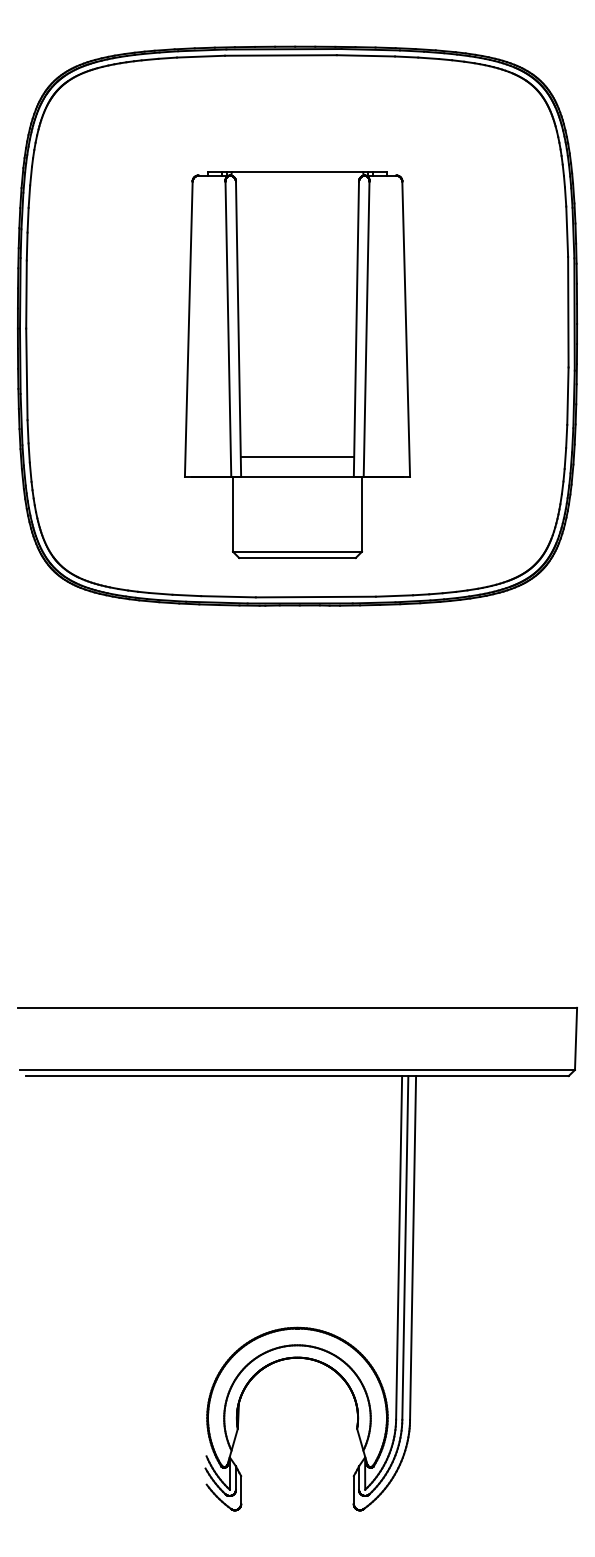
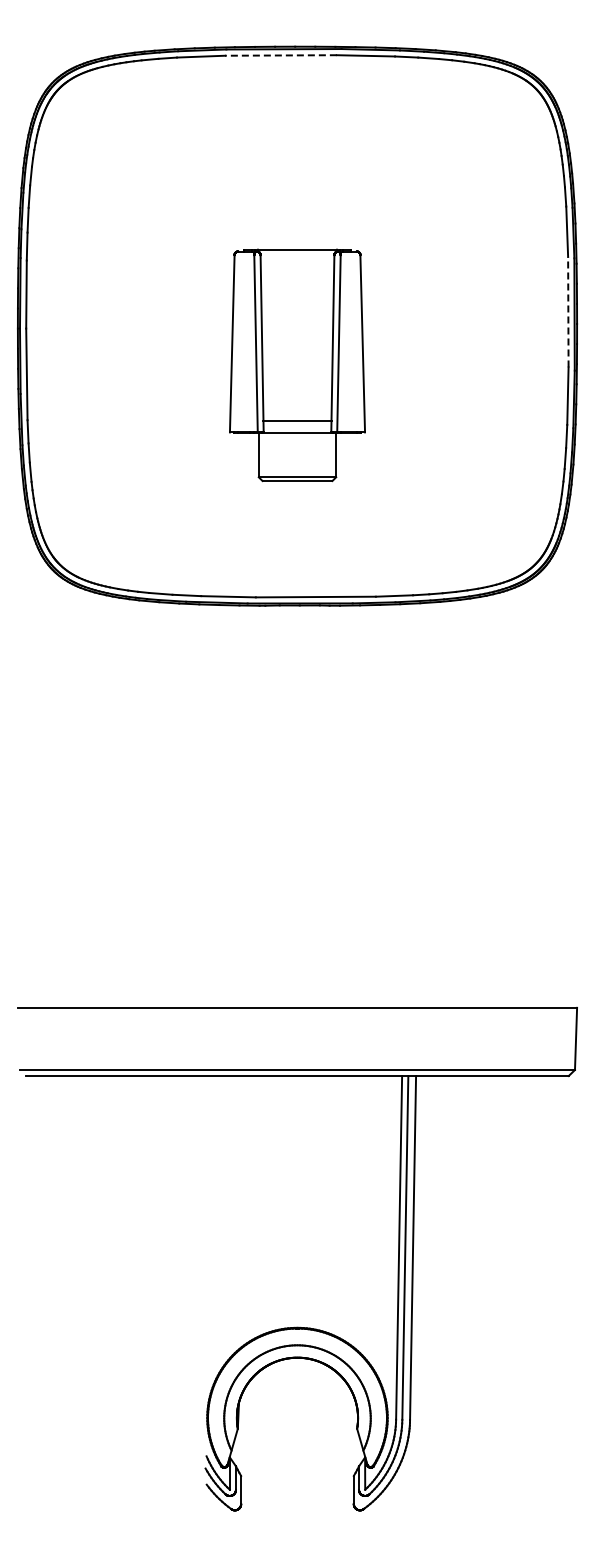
line: solid -> dashed (280, 55)
line: solid -> dashed (568, 311)
part size: 227x389 px -> 137x235 px (297, 365)
